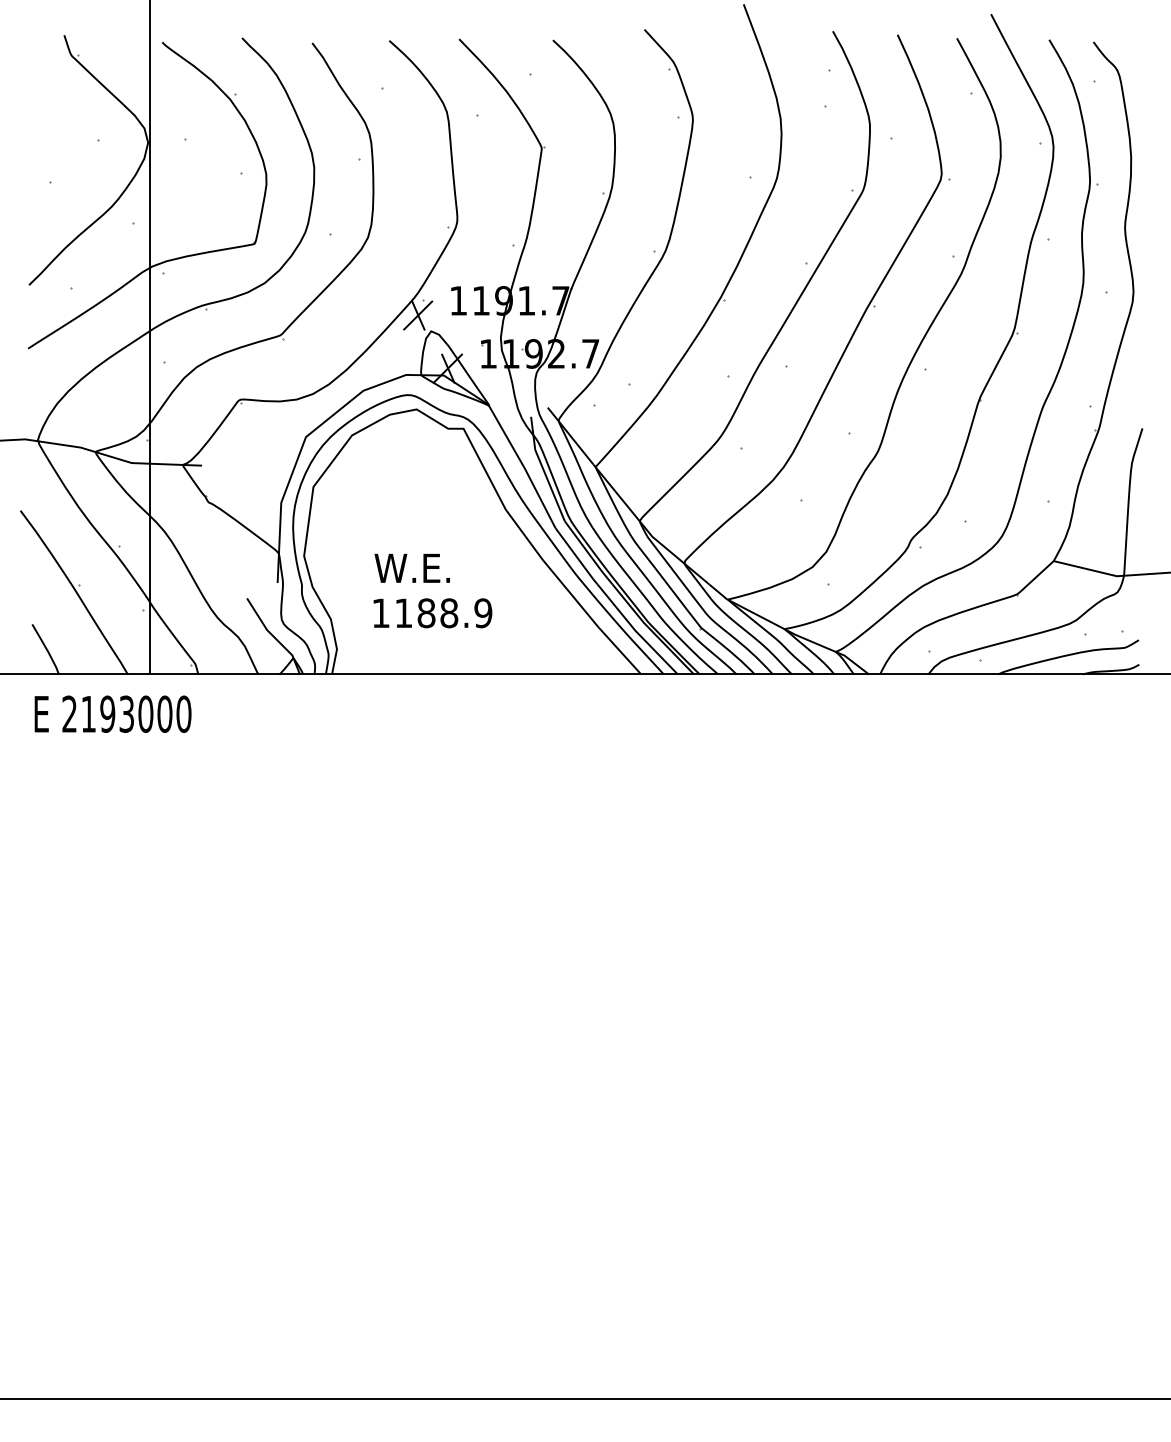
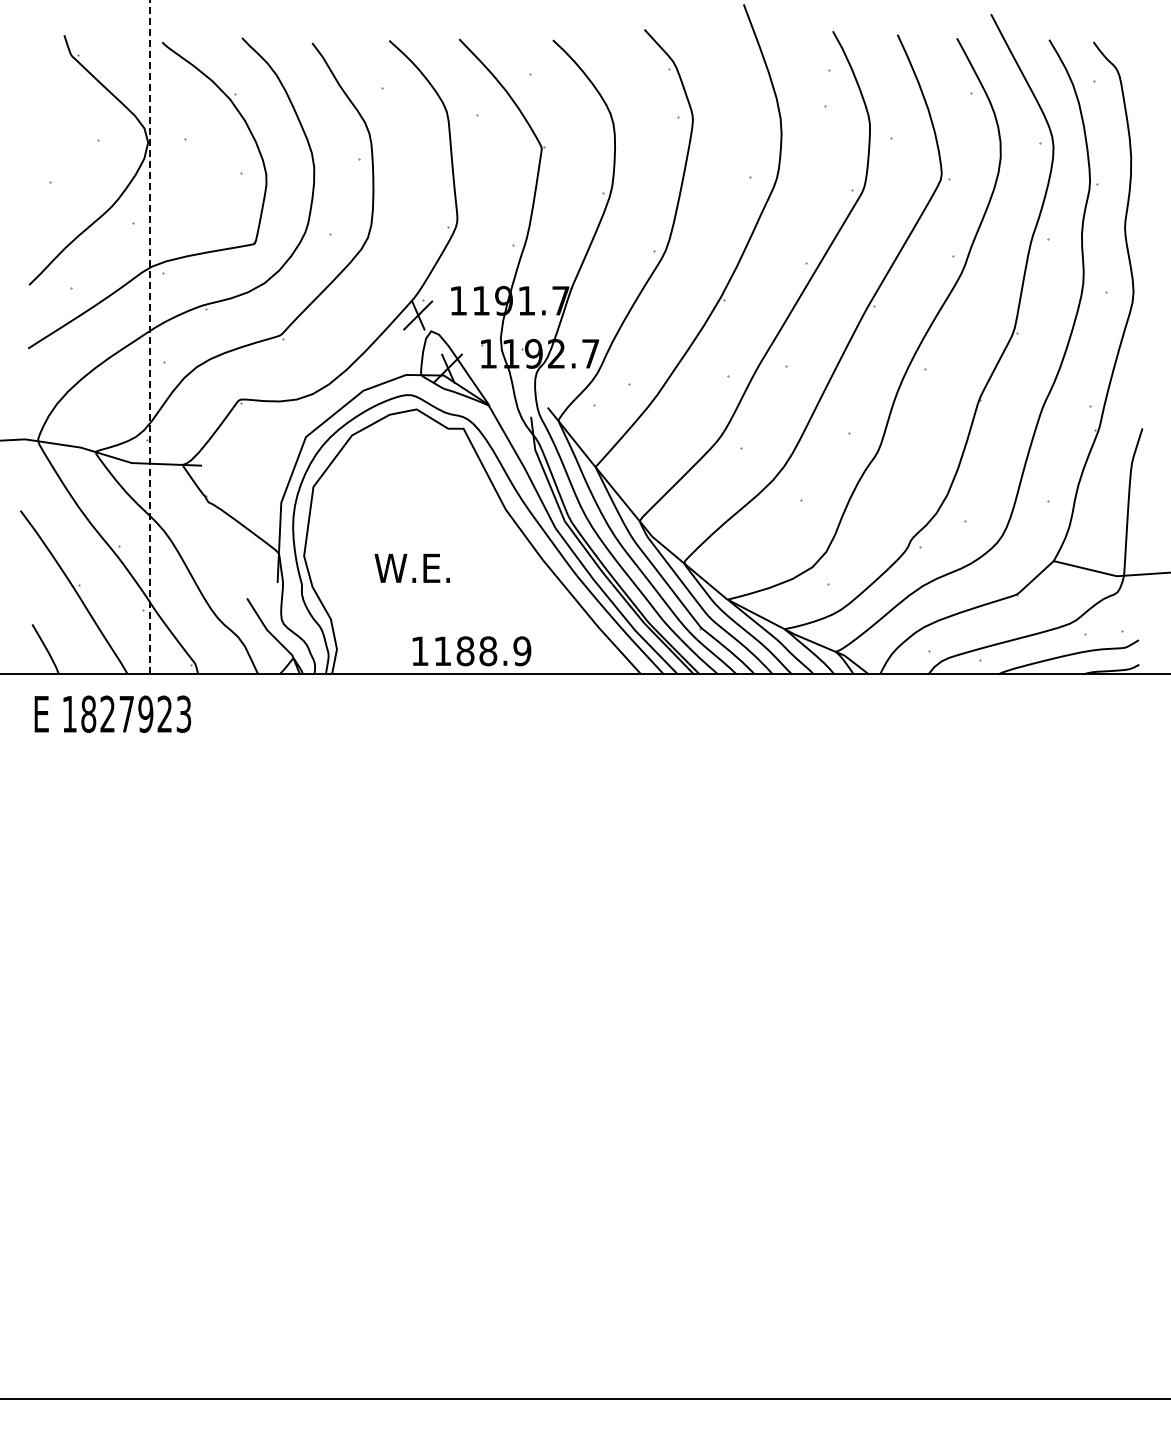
line: solid -> dashed (150, 337)
text position: (432, 613) -> (471, 651) (471, 651)
text: 2193000 -> 1827923 (126, 713)
